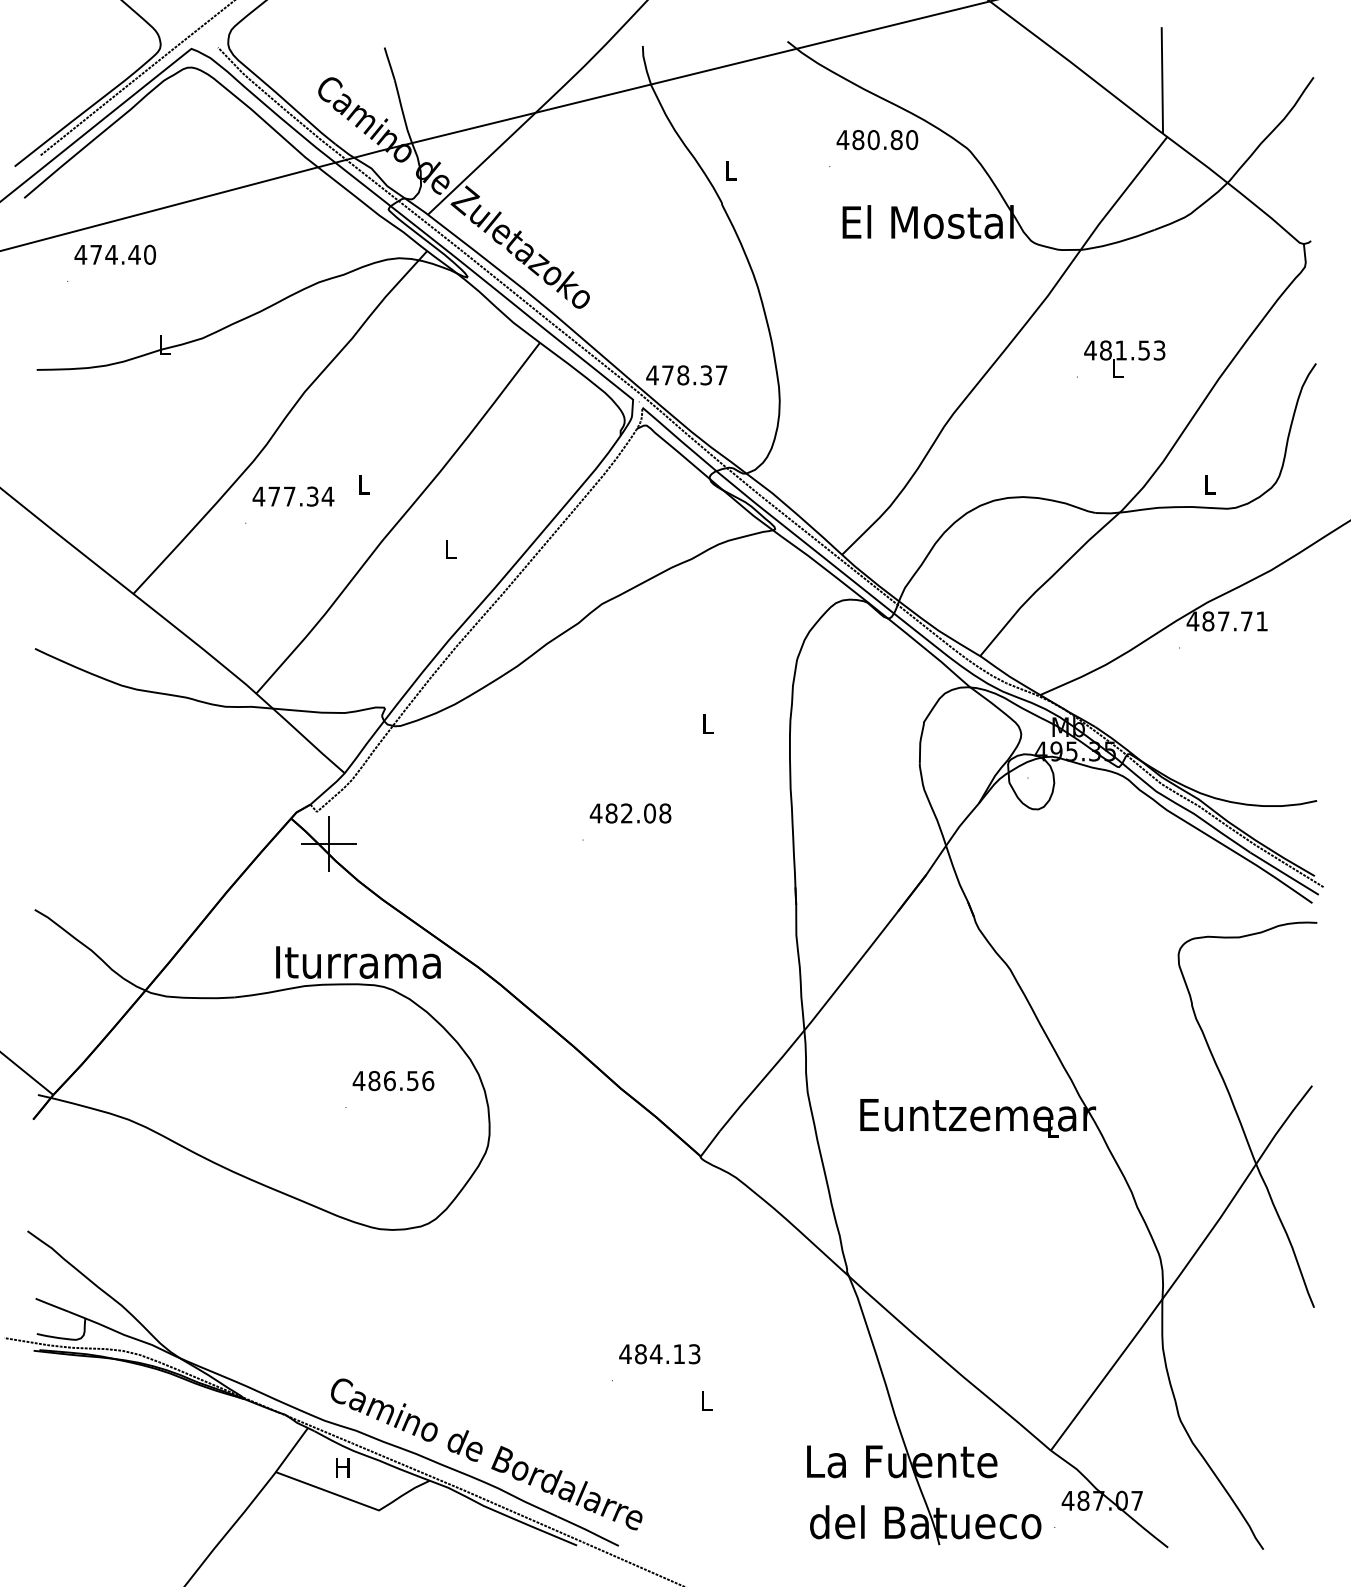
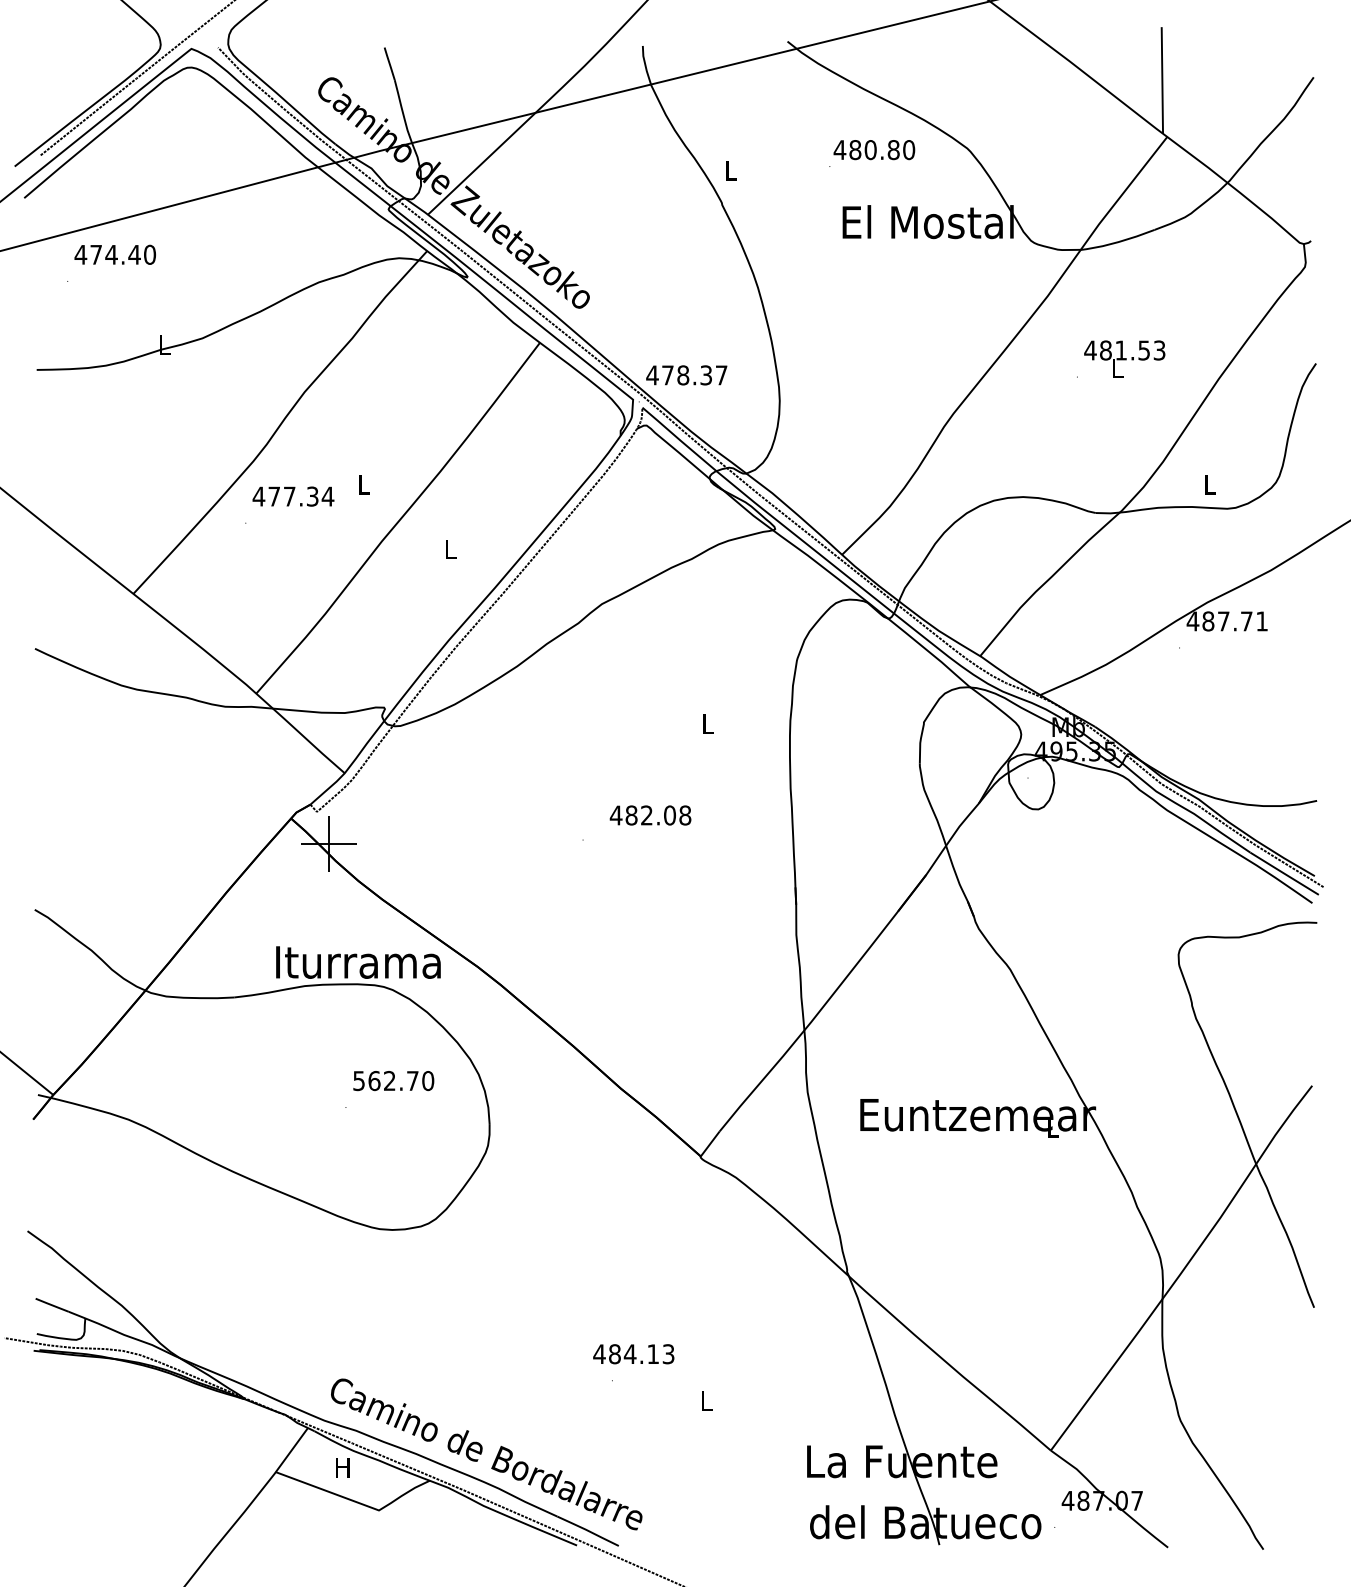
text position: (877, 140) -> (874, 150) (874, 150)
text position: (630, 813) -> (650, 815) (650, 815)
text: 486.56 -> 562.70 (393, 1080)
text position: (659, 1354) -> (633, 1354) (633, 1354)
